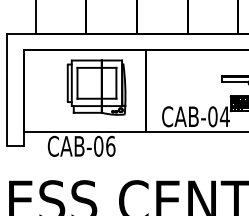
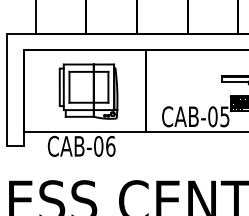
part position: (96, 87) -> (88, 91) (88, 91)
text: CAB-04 -> CAB-05 (224, 116)
